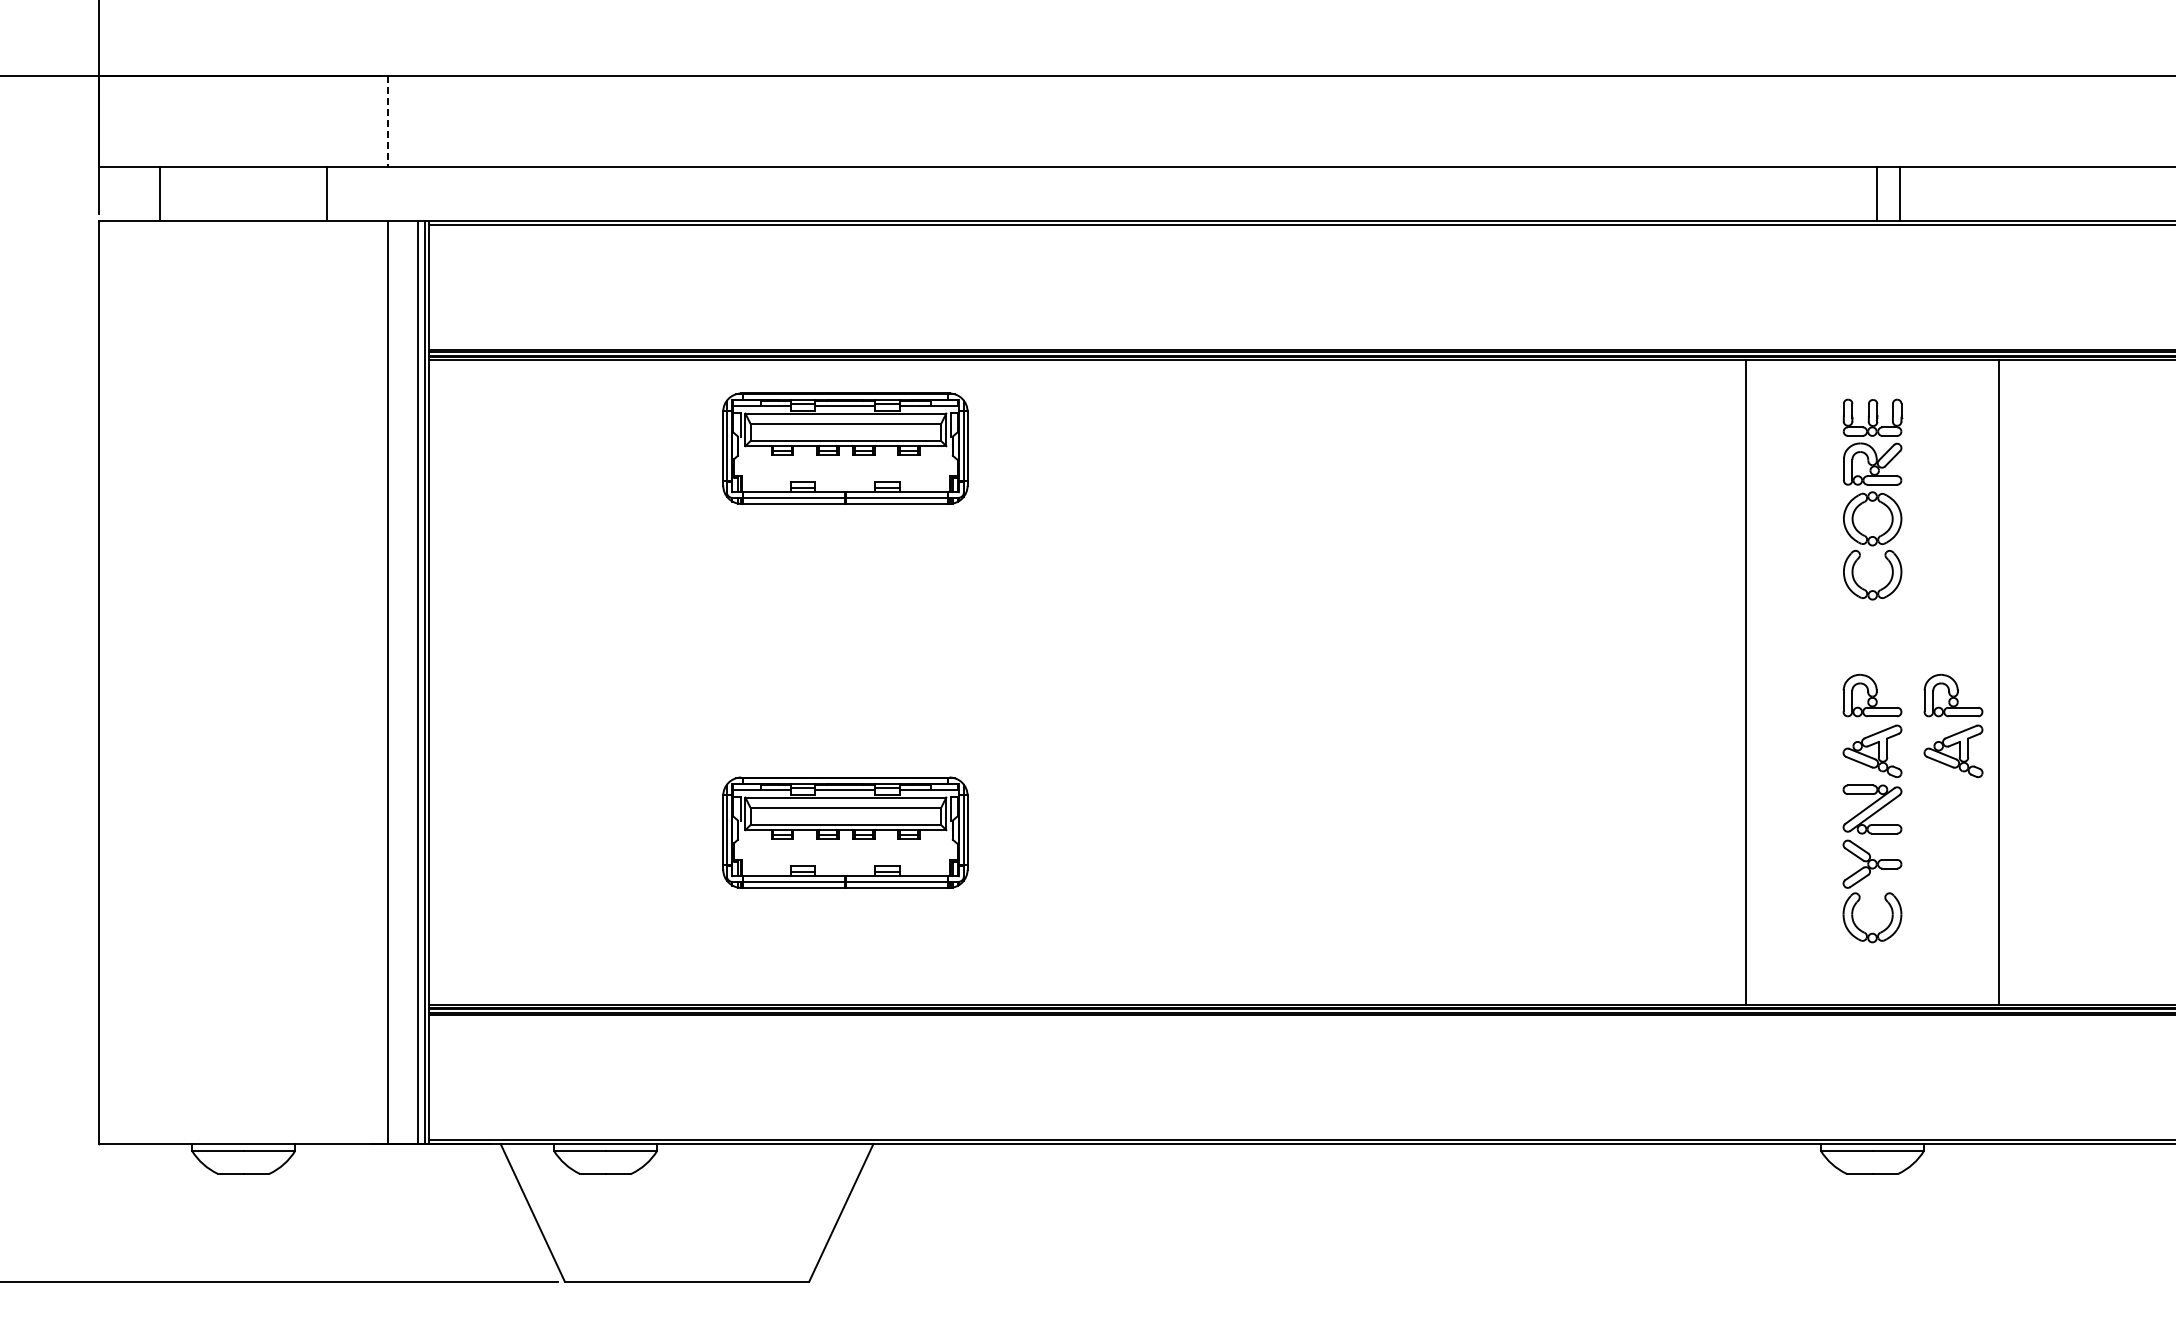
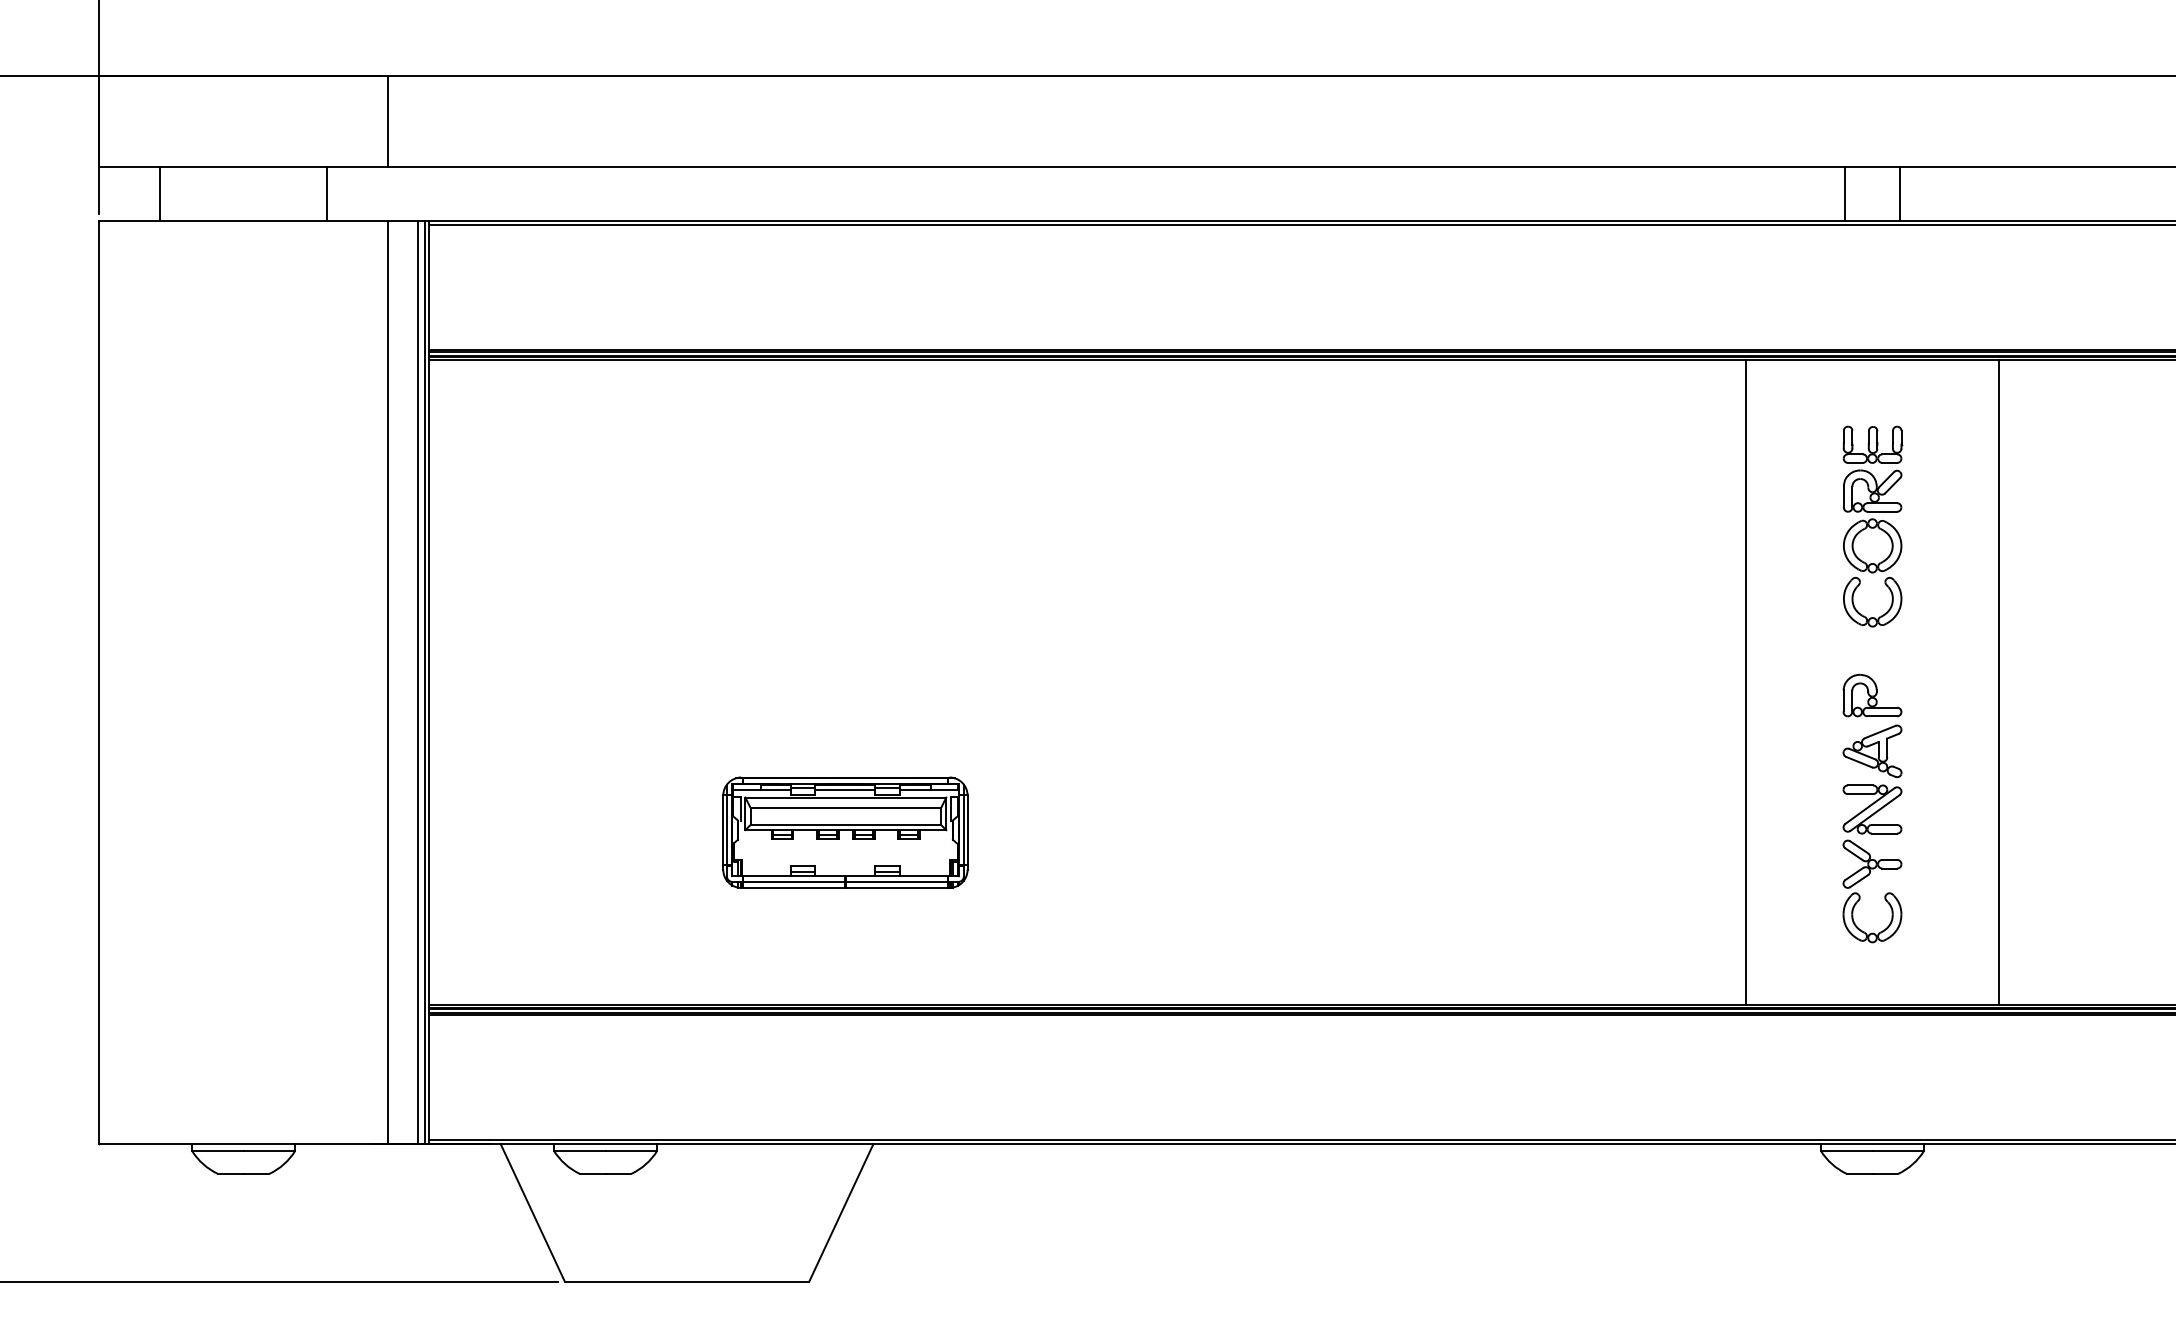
line: dashed -> solid (388, 121)
line position: (1877, 193) -> (1845, 193) (1845, 193)
part: present -> none (845, 448)
part position: (1872, 499) -> (1872, 526) (1872, 526)
part: present -> none (1957, 732)
